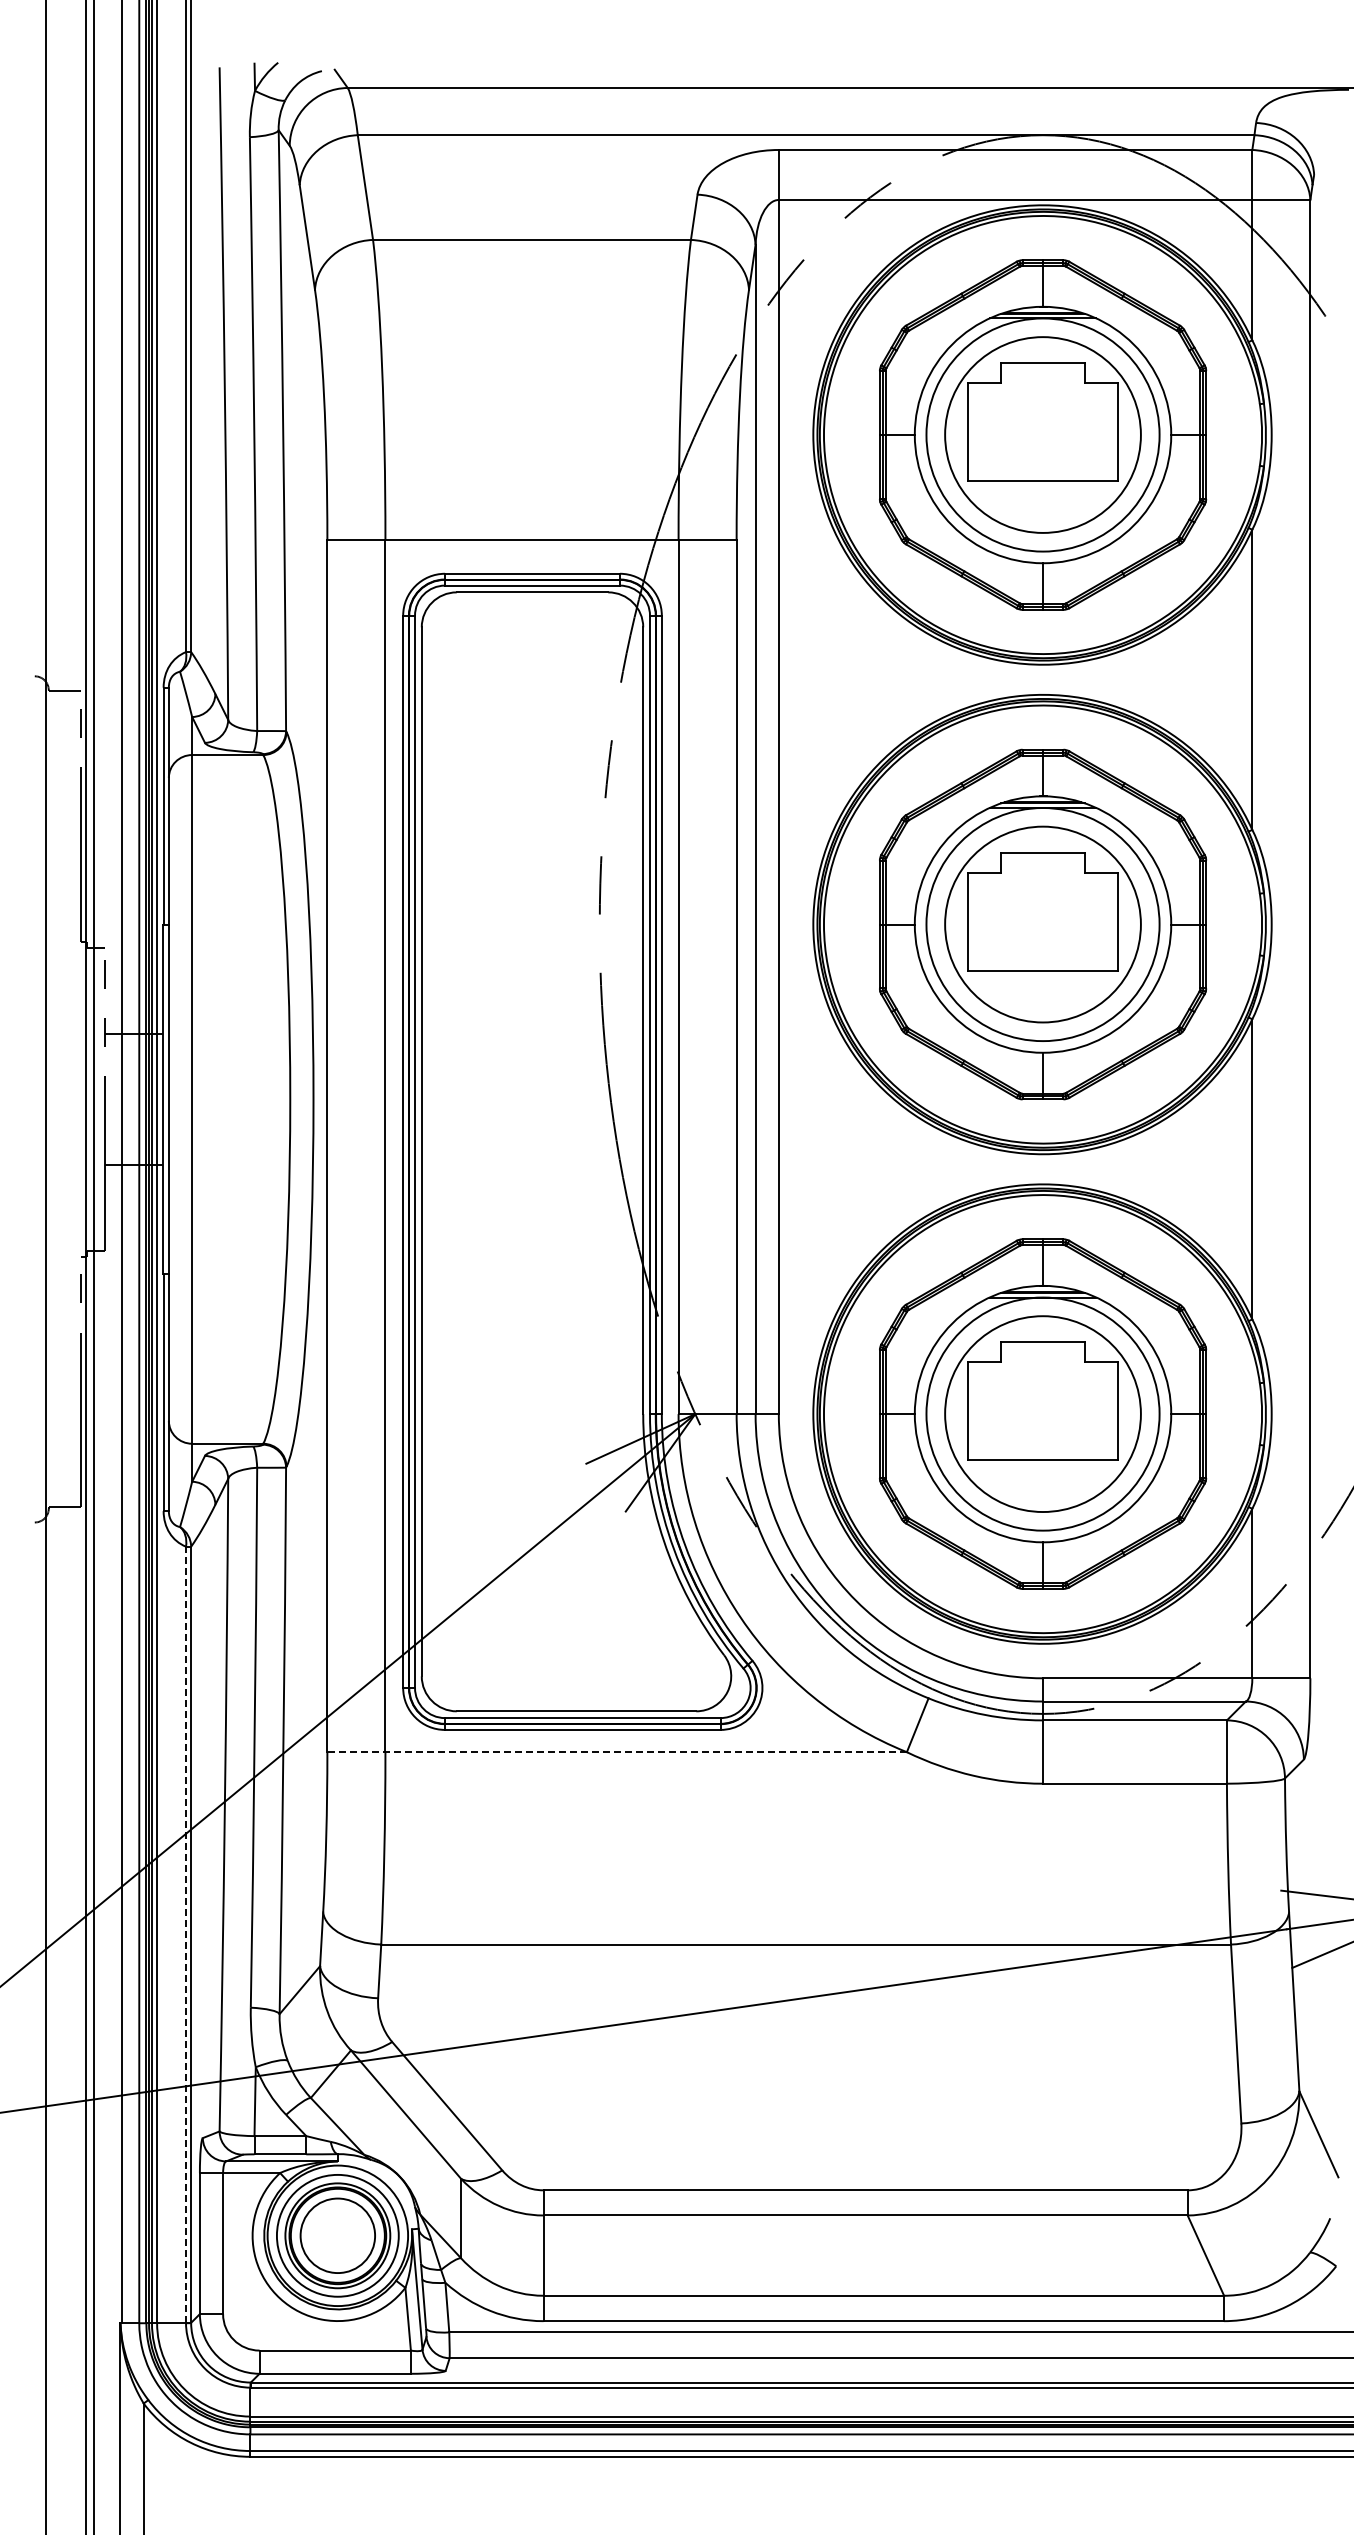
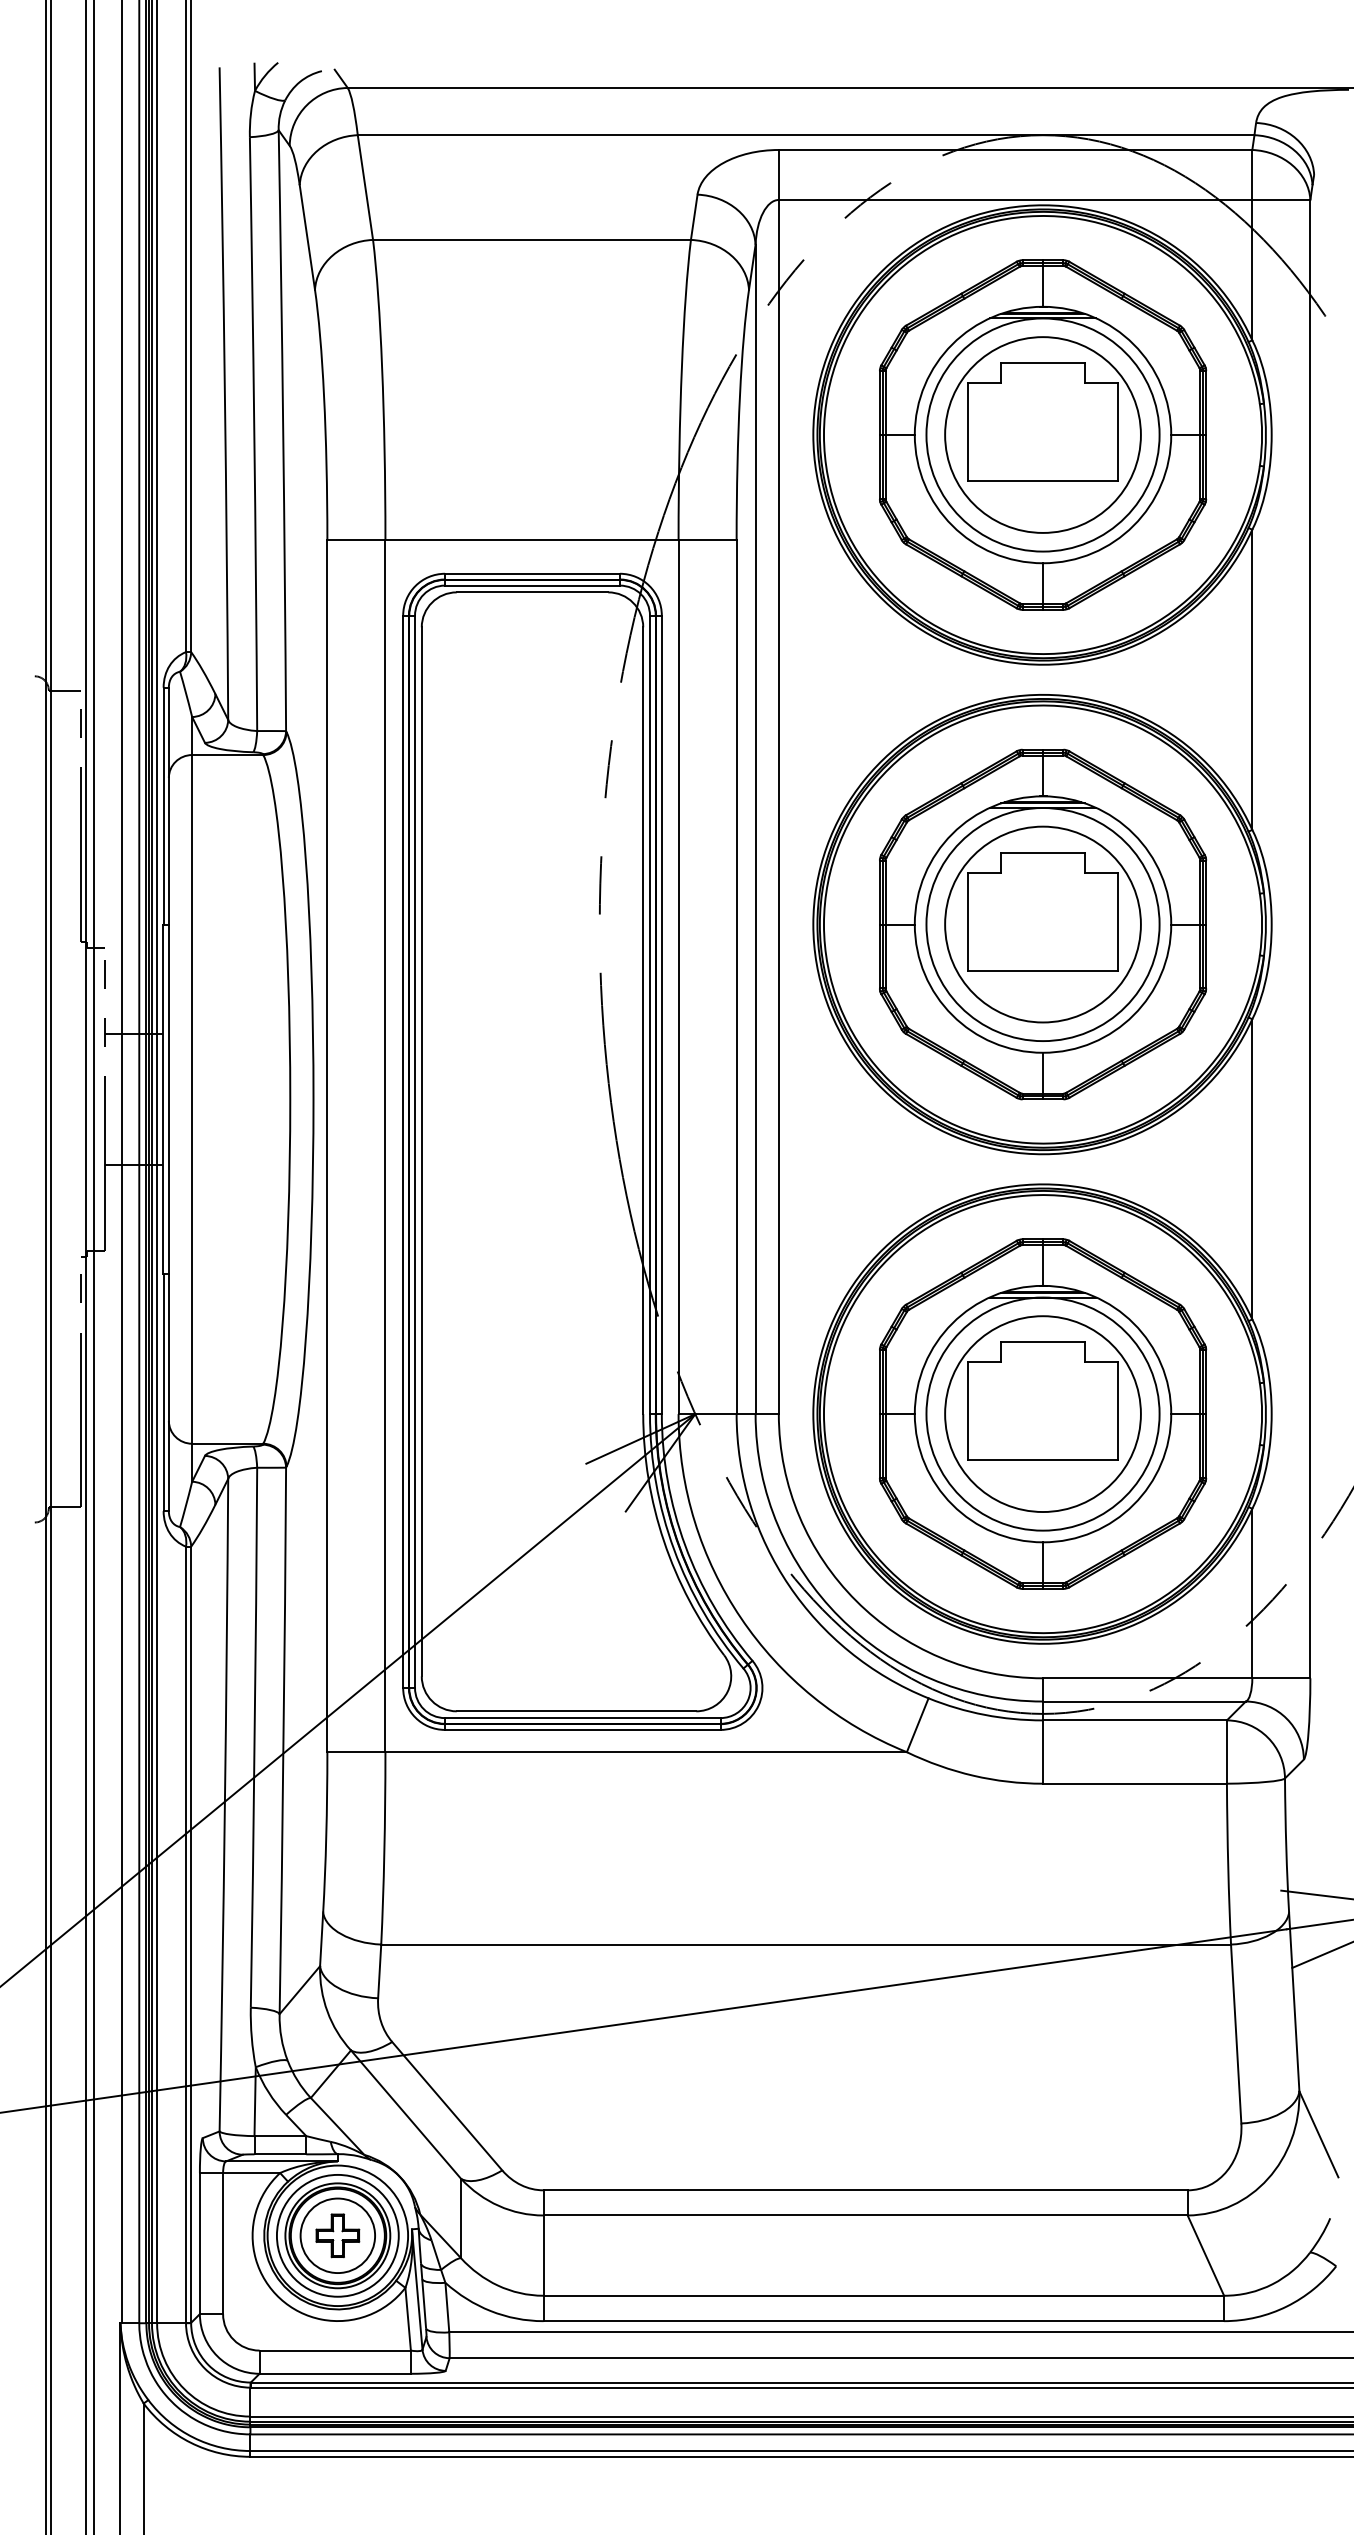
line: none -> present (51, 1266)
line: dashed -> solid (617, 1752)
line: dashed -> solid (186, 1934)
part: none -> present (337, 2235)
